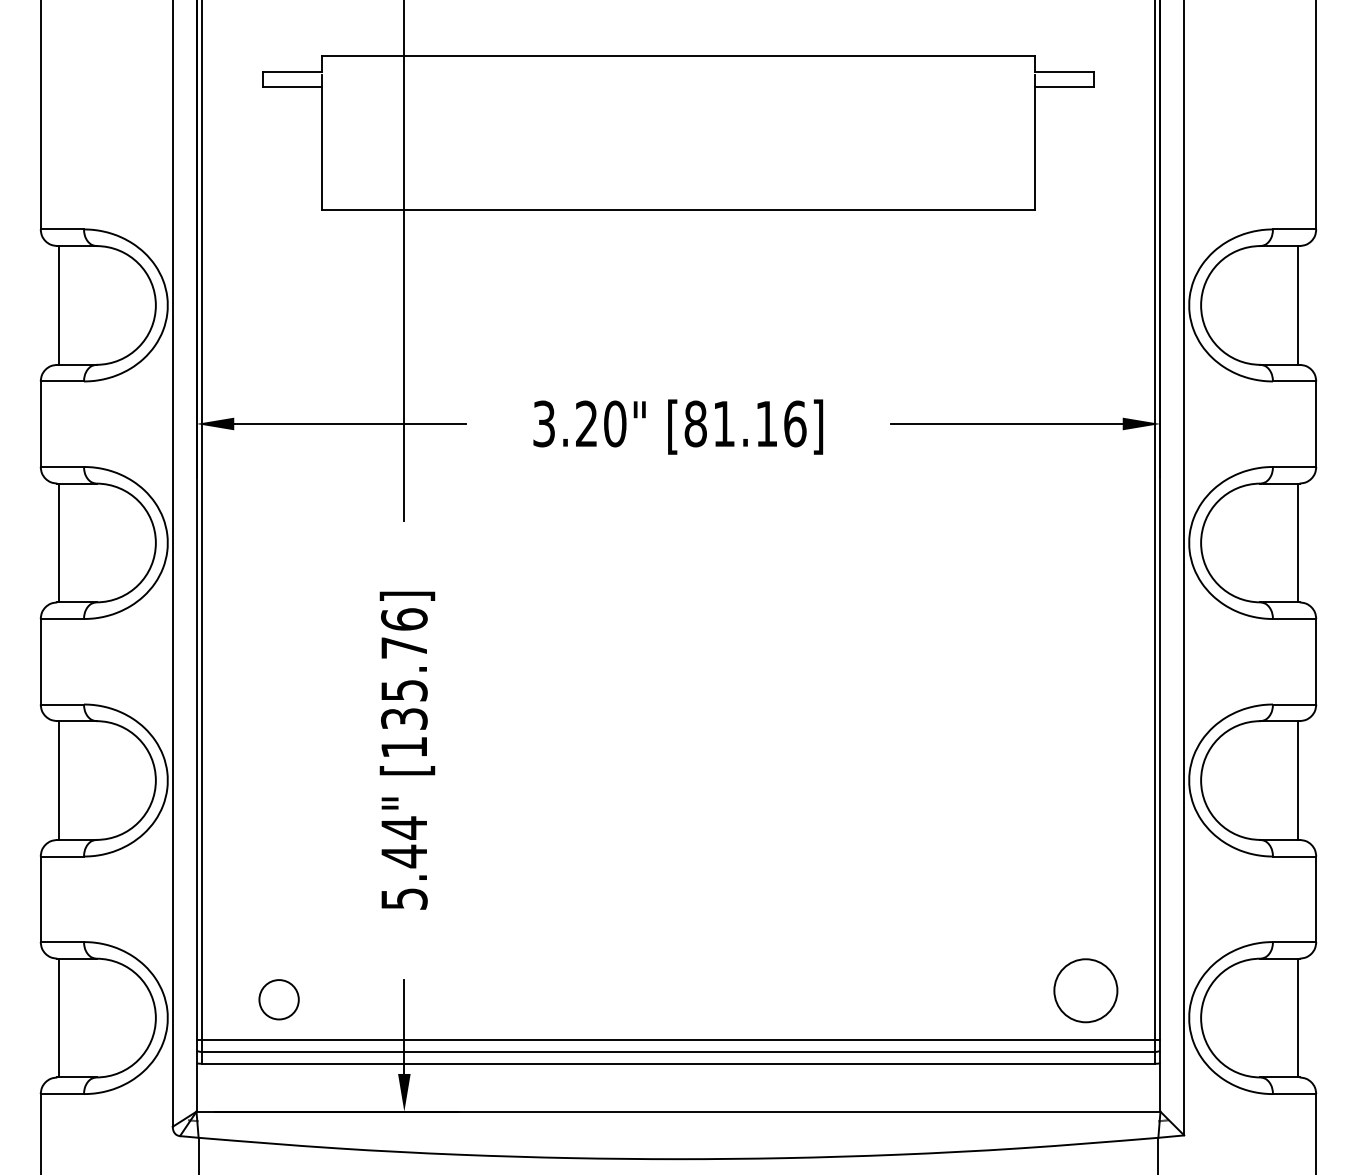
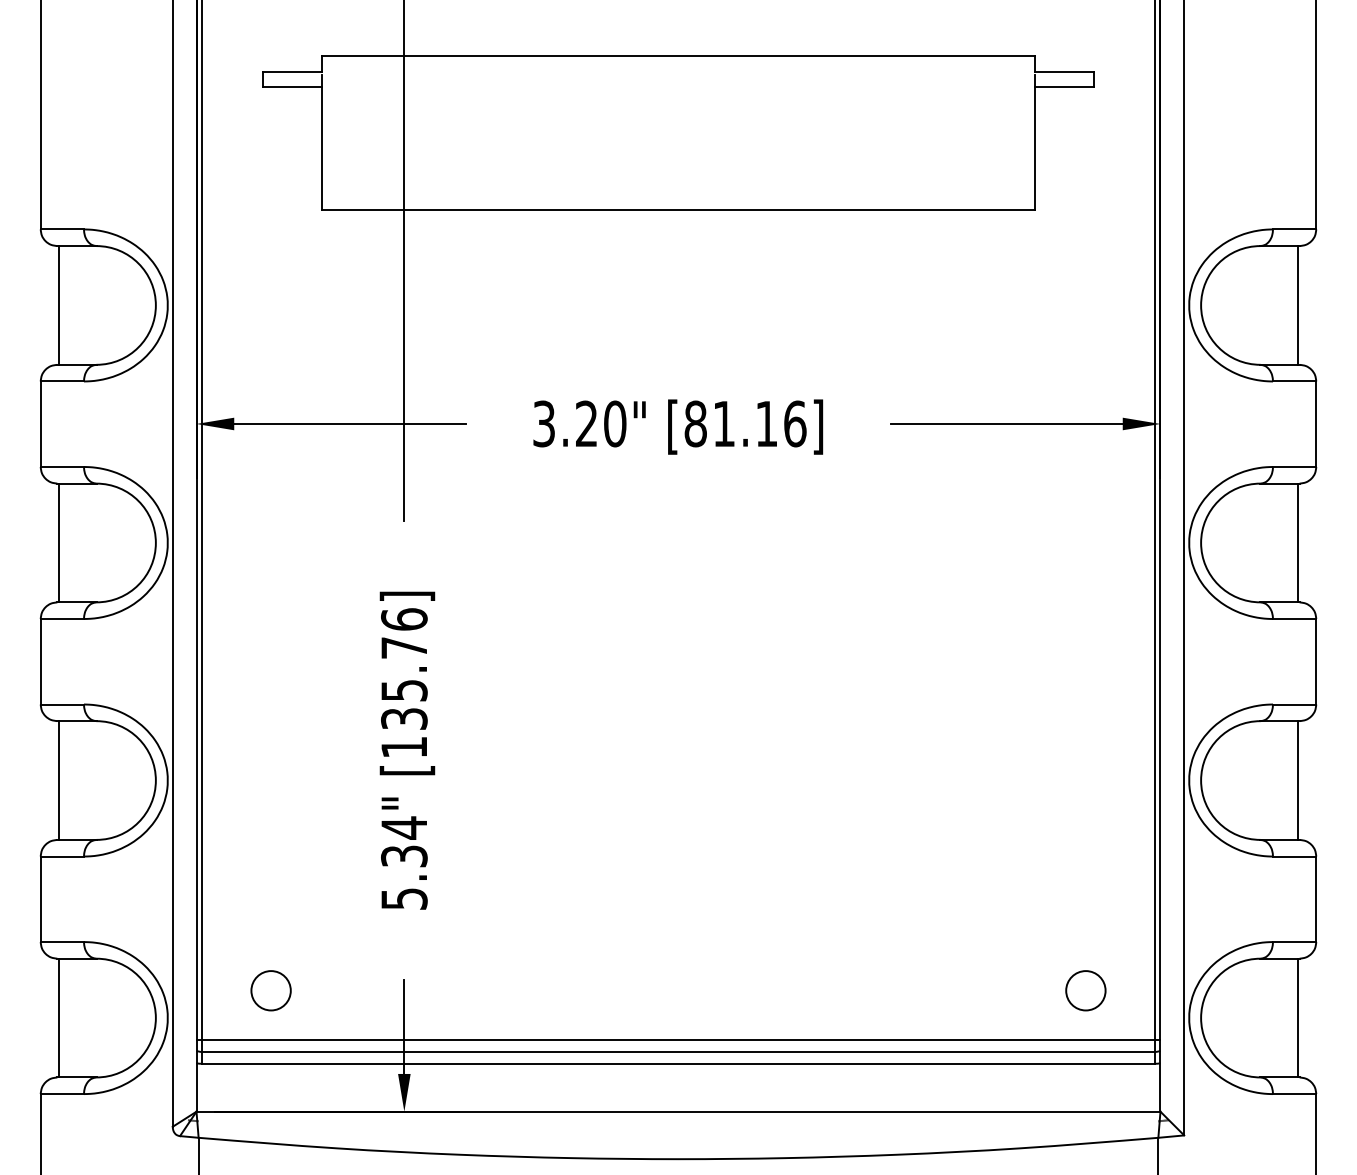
text: 5.44" -> 5.34" (404, 856)
circle diameter: 63 px -> 39 px (1085, 990)
circle position: (278, 999) -> (270, 990) (270, 990)
